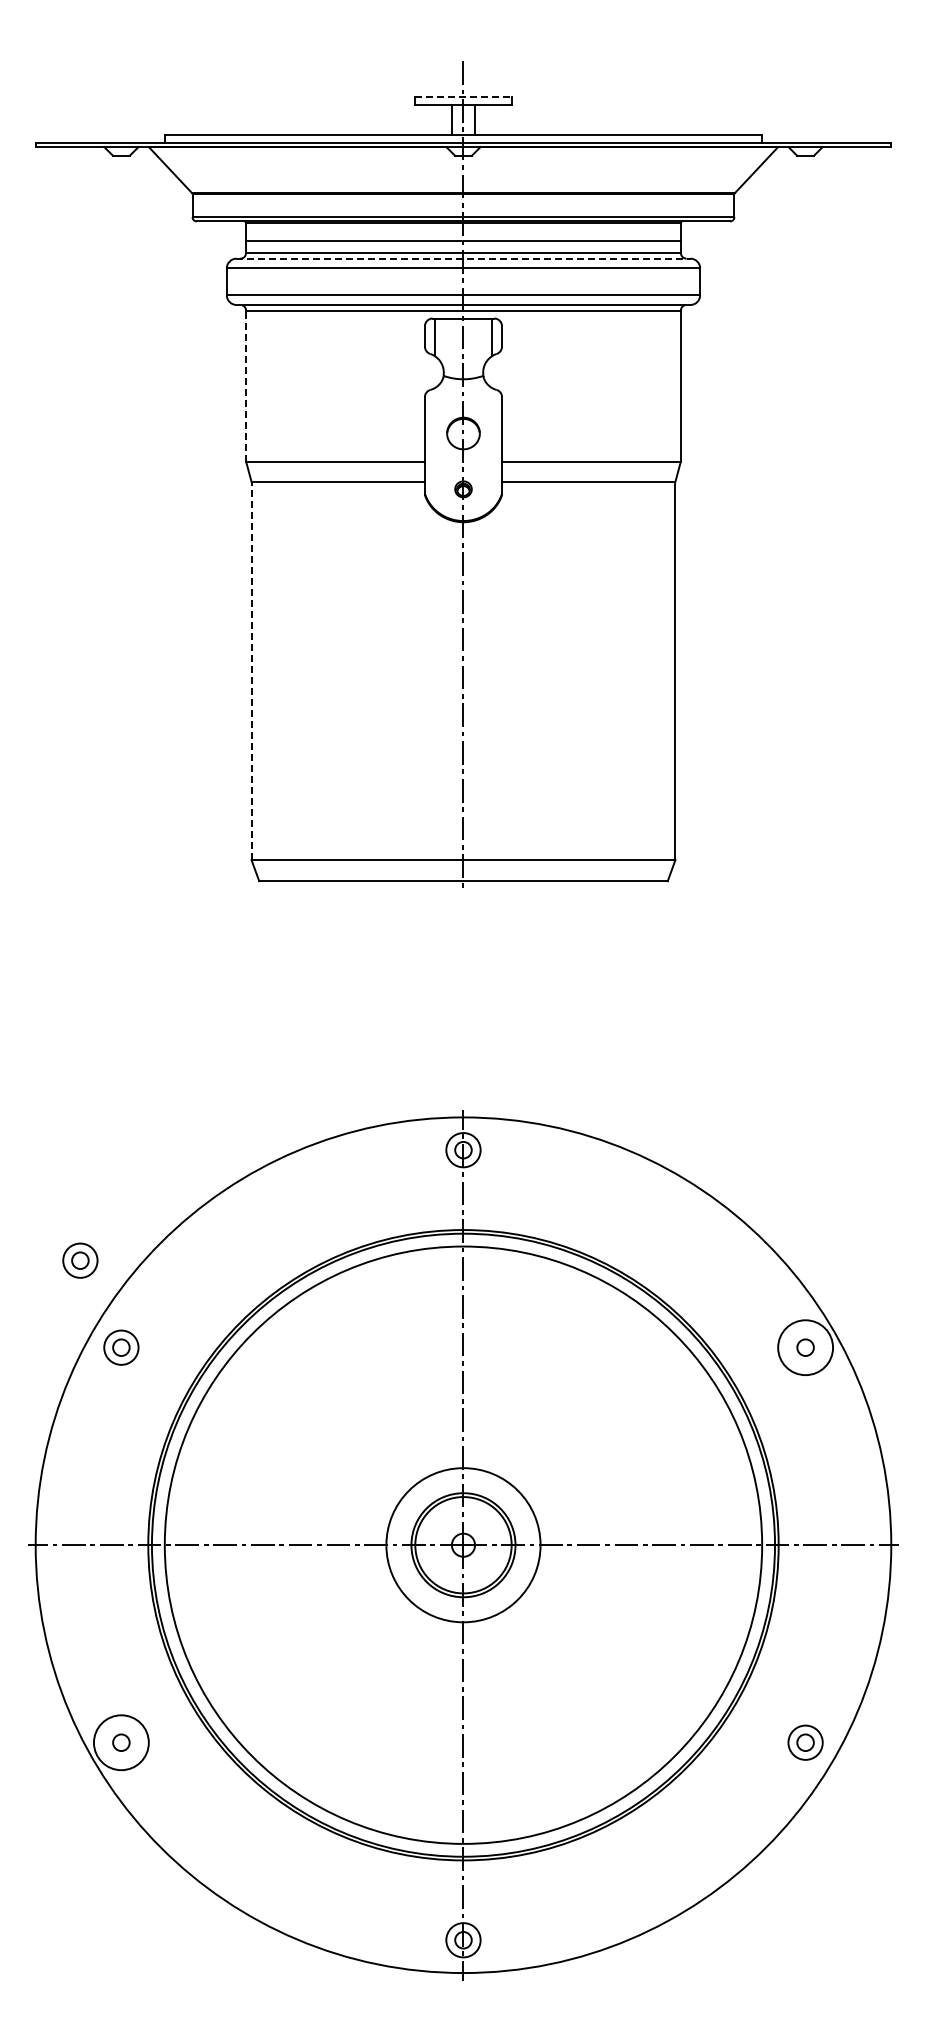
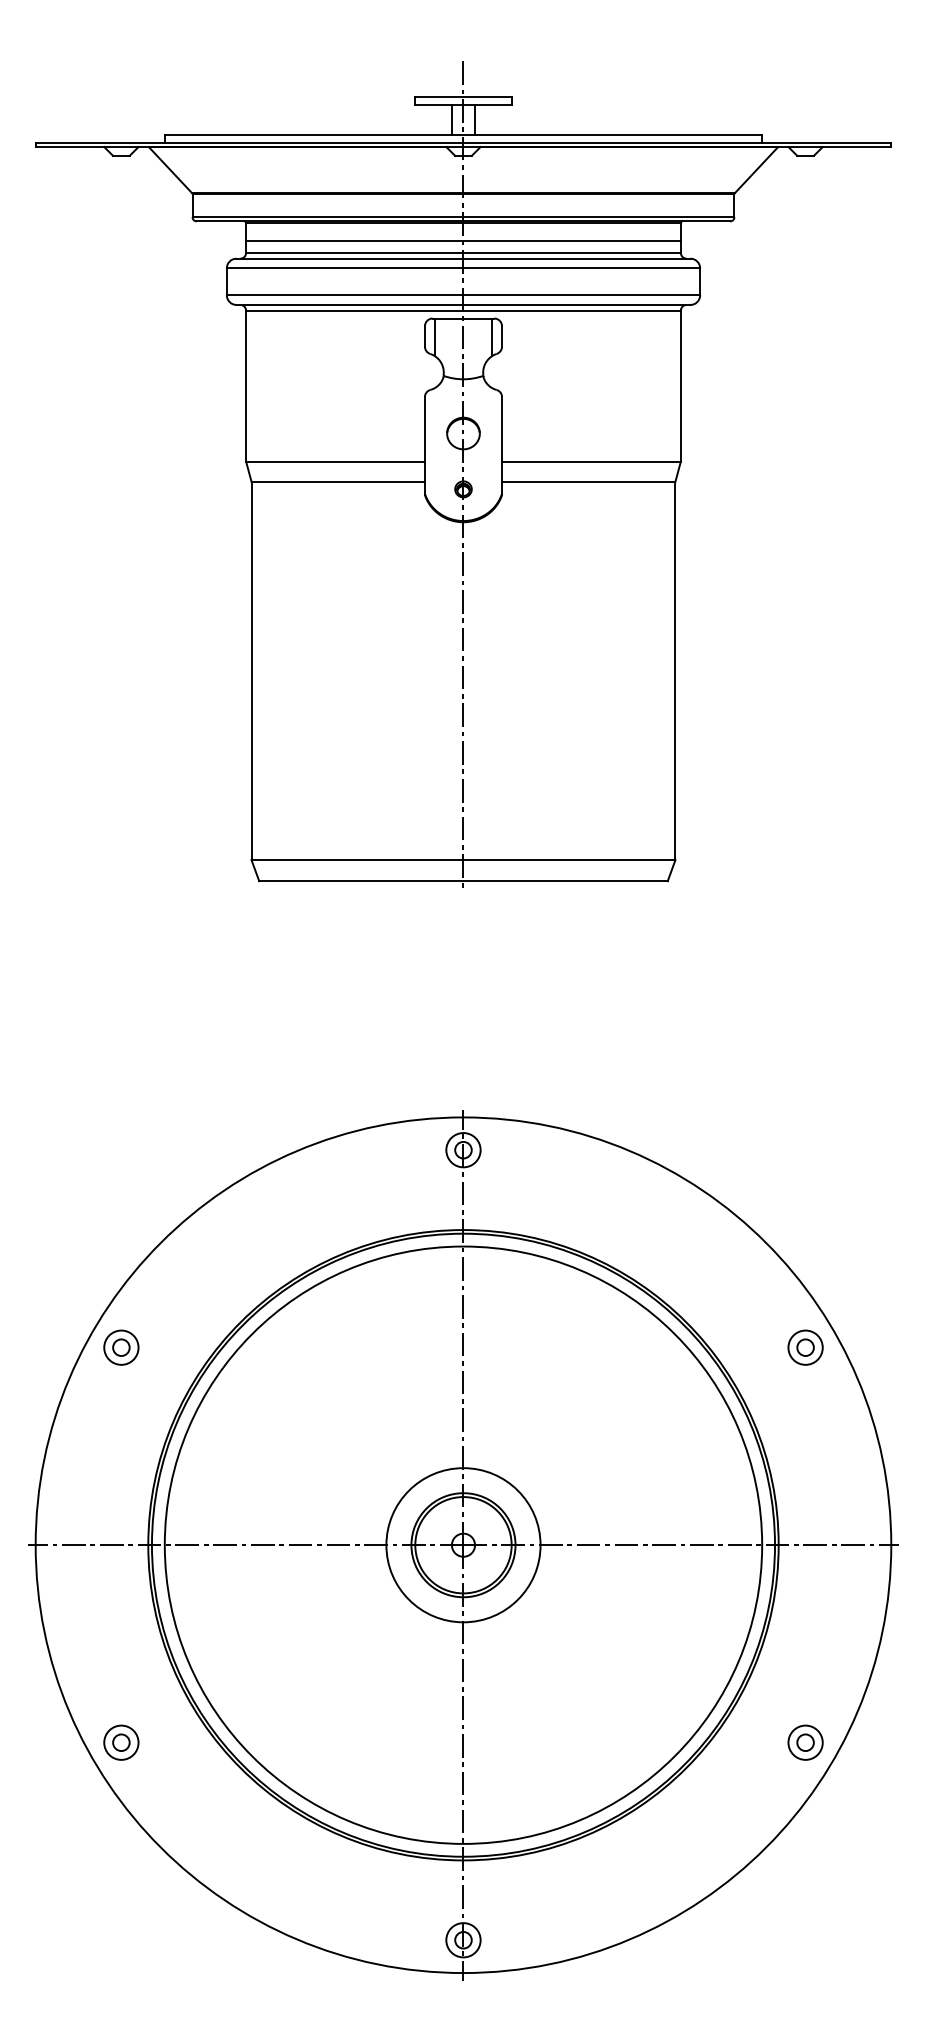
line: dashed -> solid (463, 96)
line: dashed -> solid (463, 258)
line: dashed -> solid (246, 385)
line: dashed -> solid (251, 670)
part: present -> none (80, 1260)
circle diameter: 55 px -> 34 px (805, 1347)
circle diameter: 55 px -> 34 px (121, 1742)
